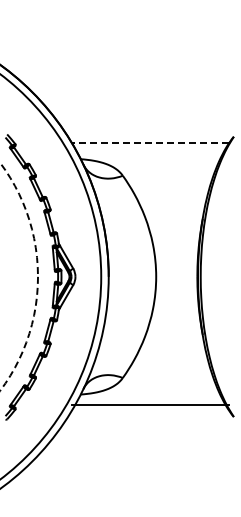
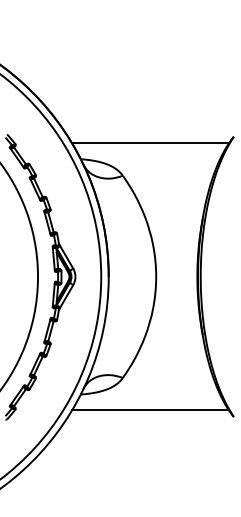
line: dashed -> solid (149, 143)
circle: dashed -> solid (19, 276)
line position: (150, 405) -> (150, 410) (150, 410)
